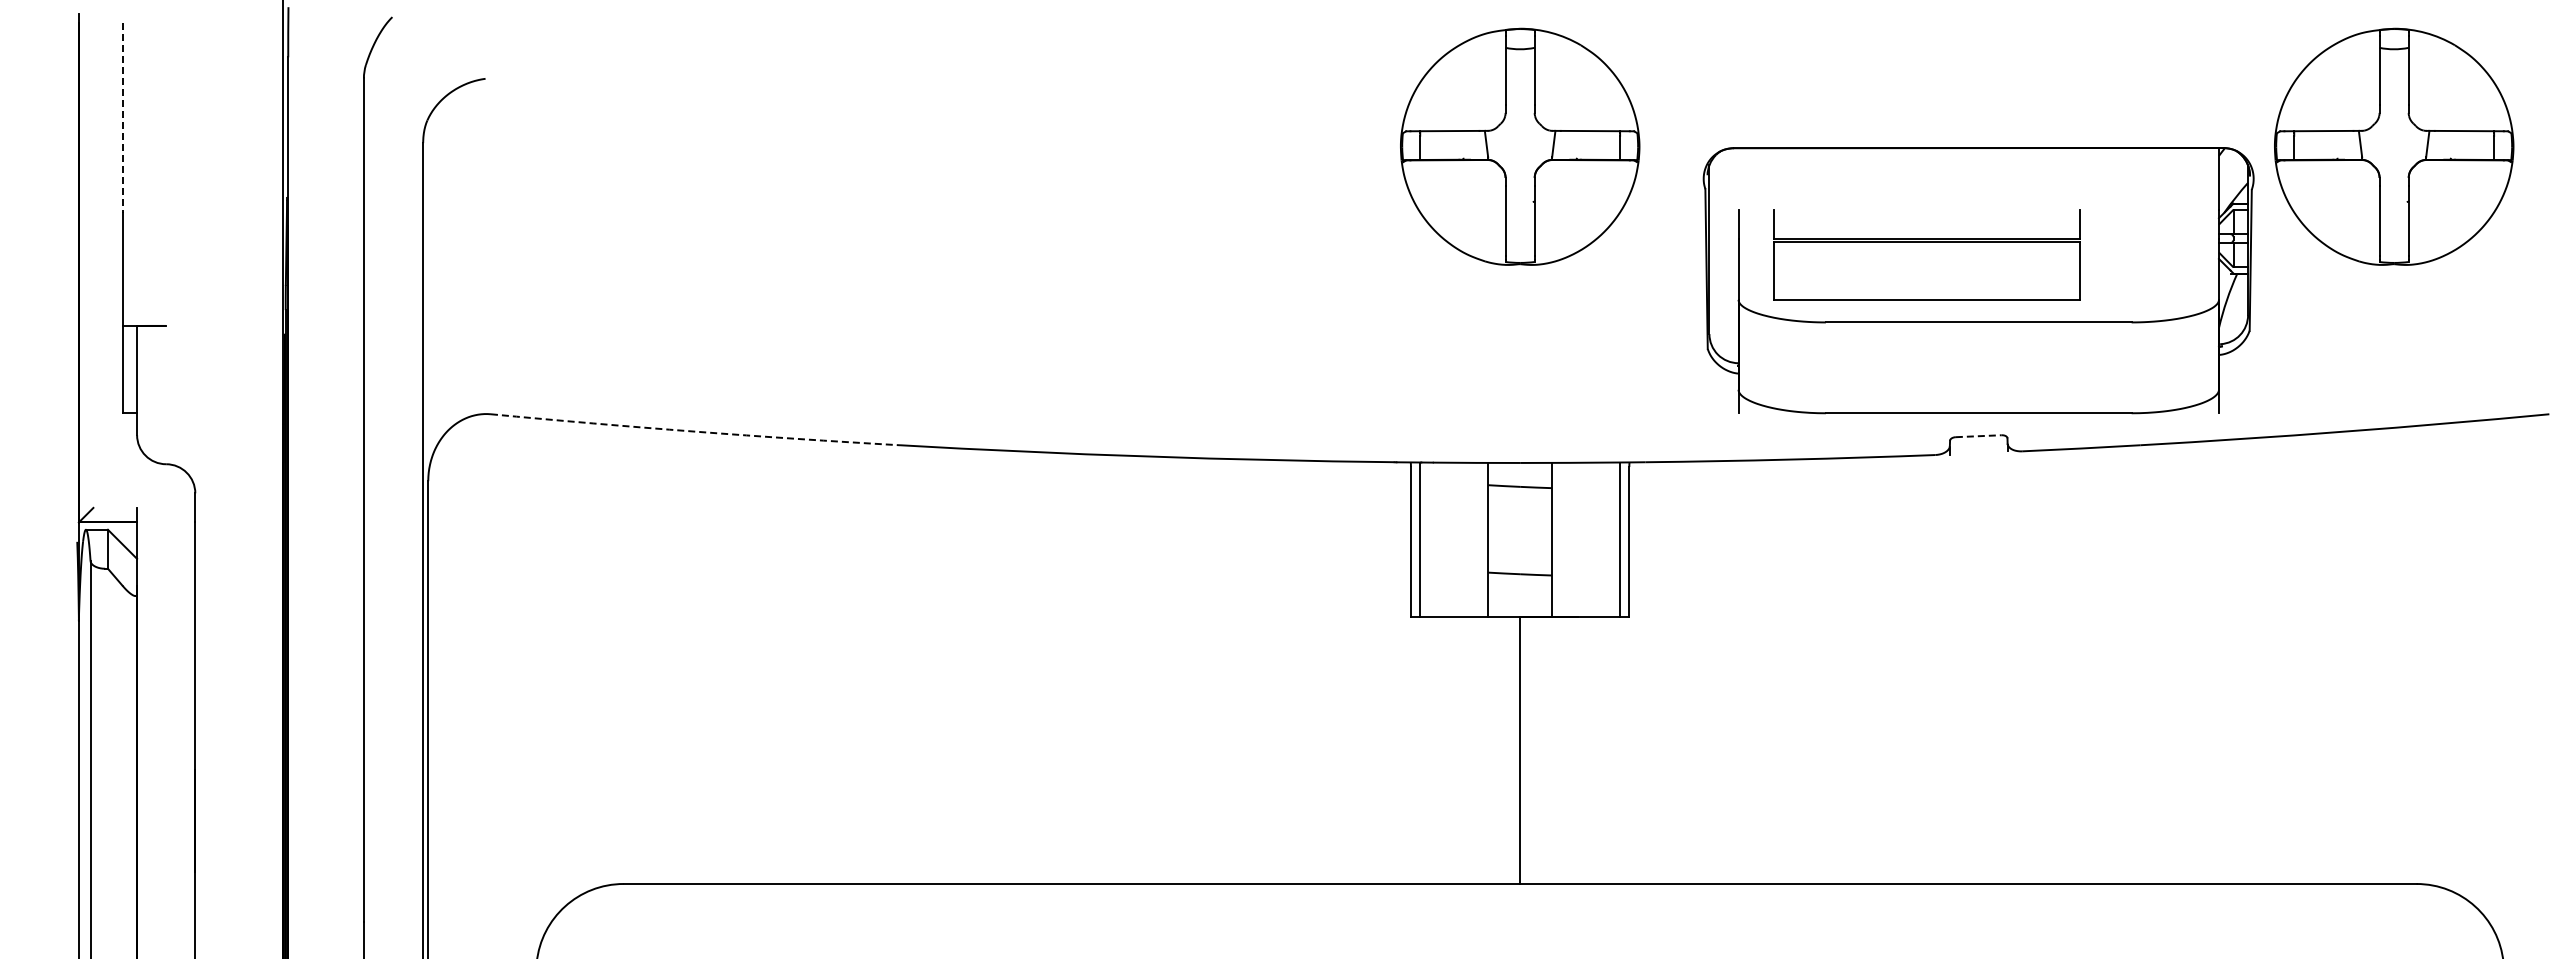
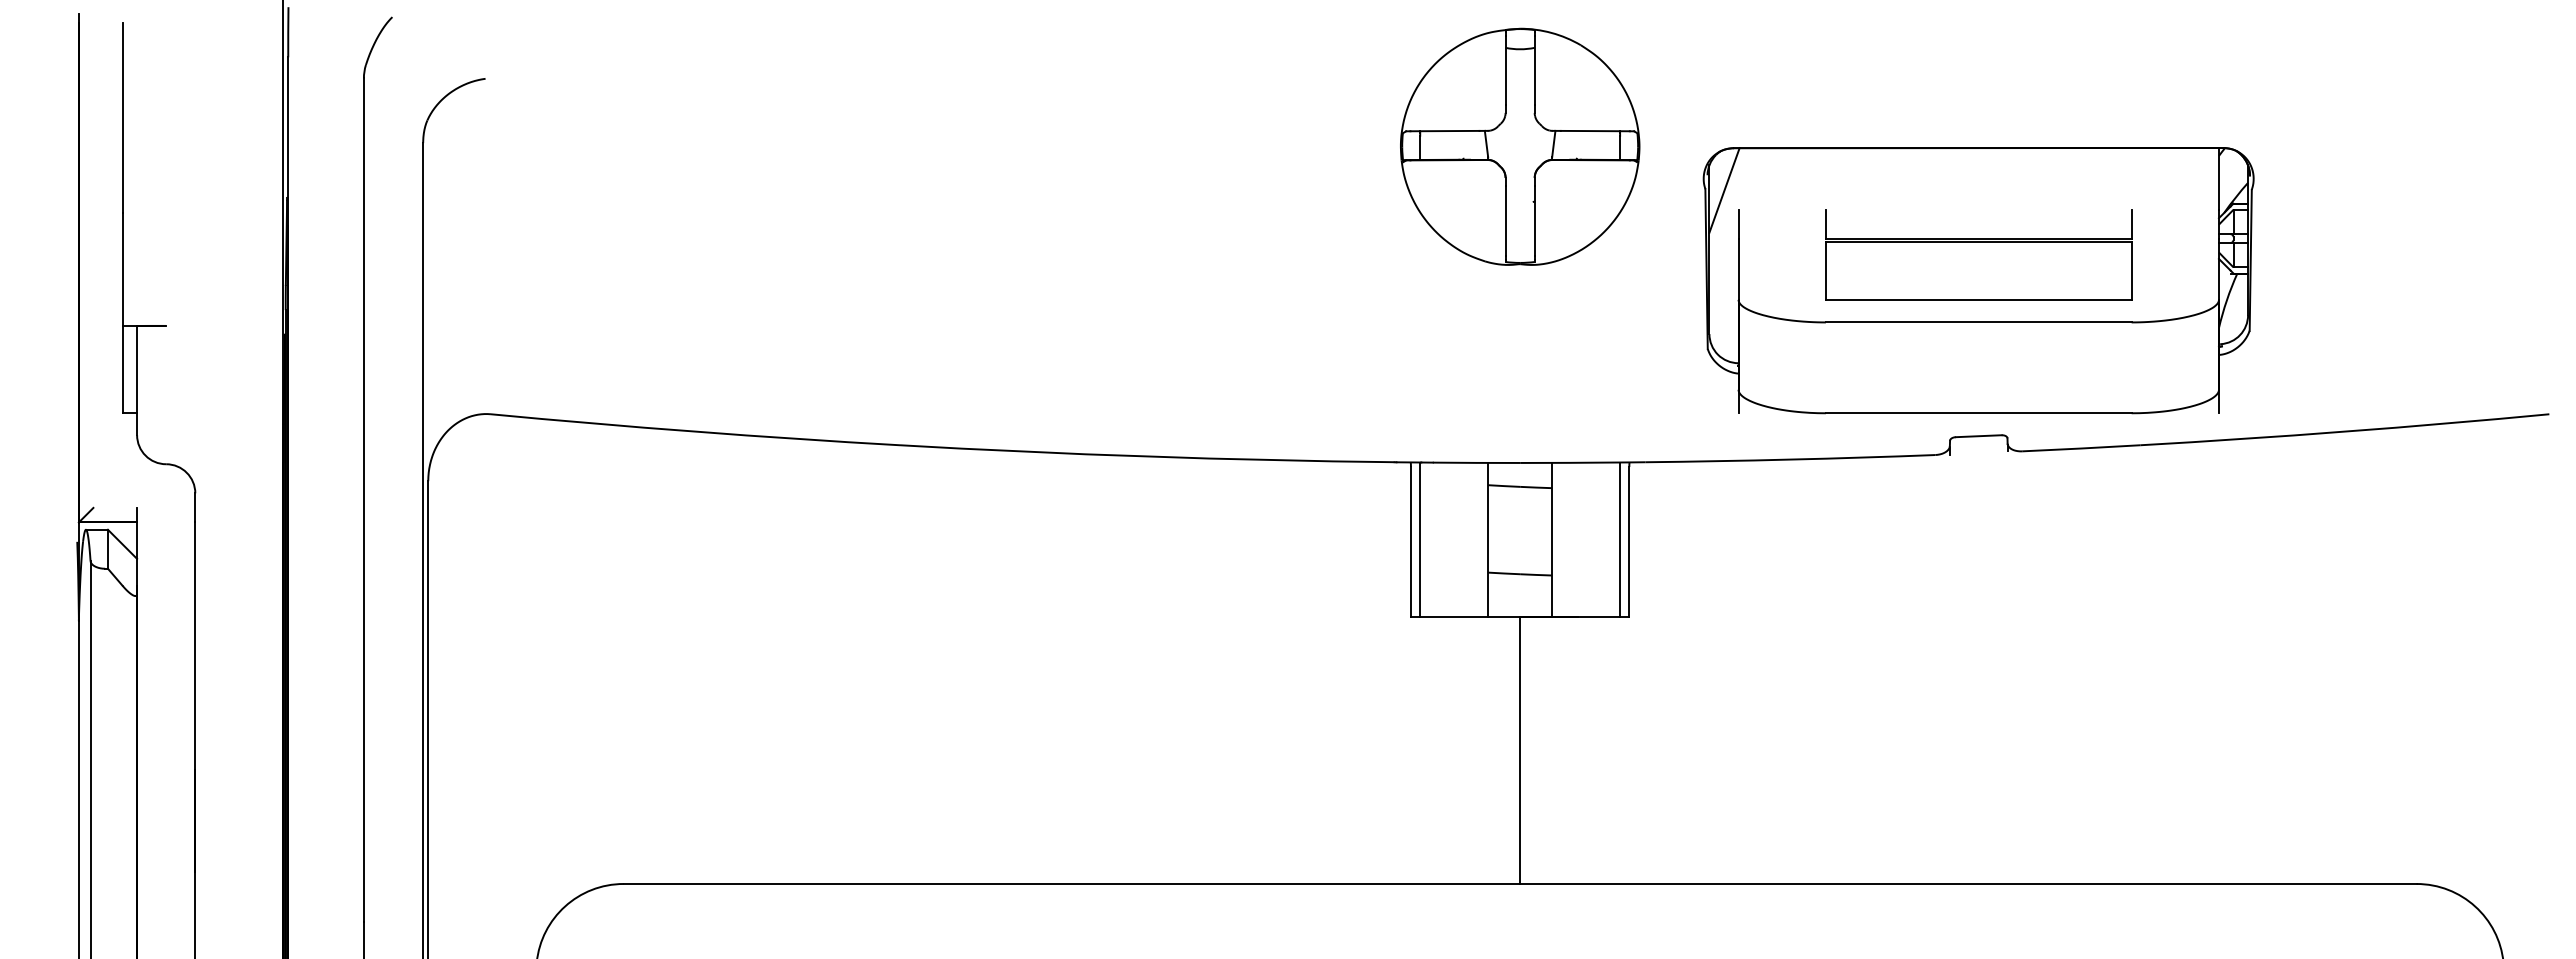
line: dashed -> solid (122, 118)
part: present -> none (2394, 146)
line: none -> present (1724, 190)
part position: (1926, 254) -> (1978, 254) (1978, 254)
arc: dashed -> solid (695, 431)
line: dashed -> solid (1978, 436)
